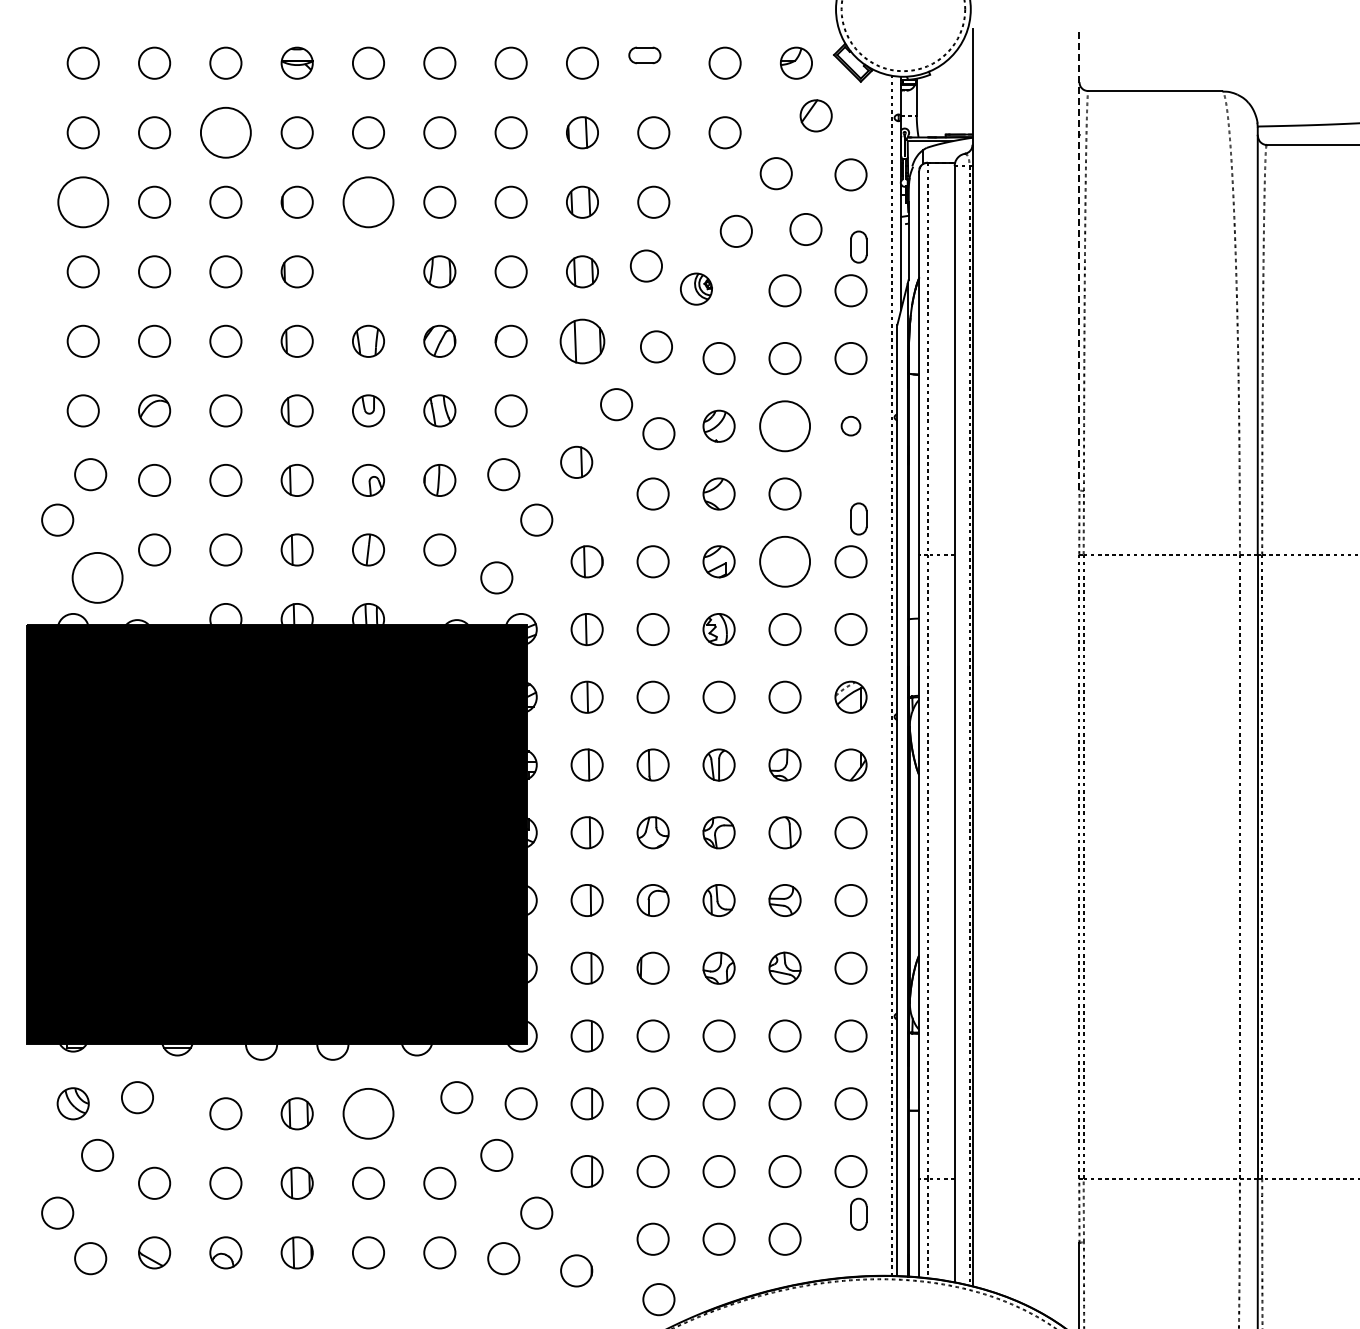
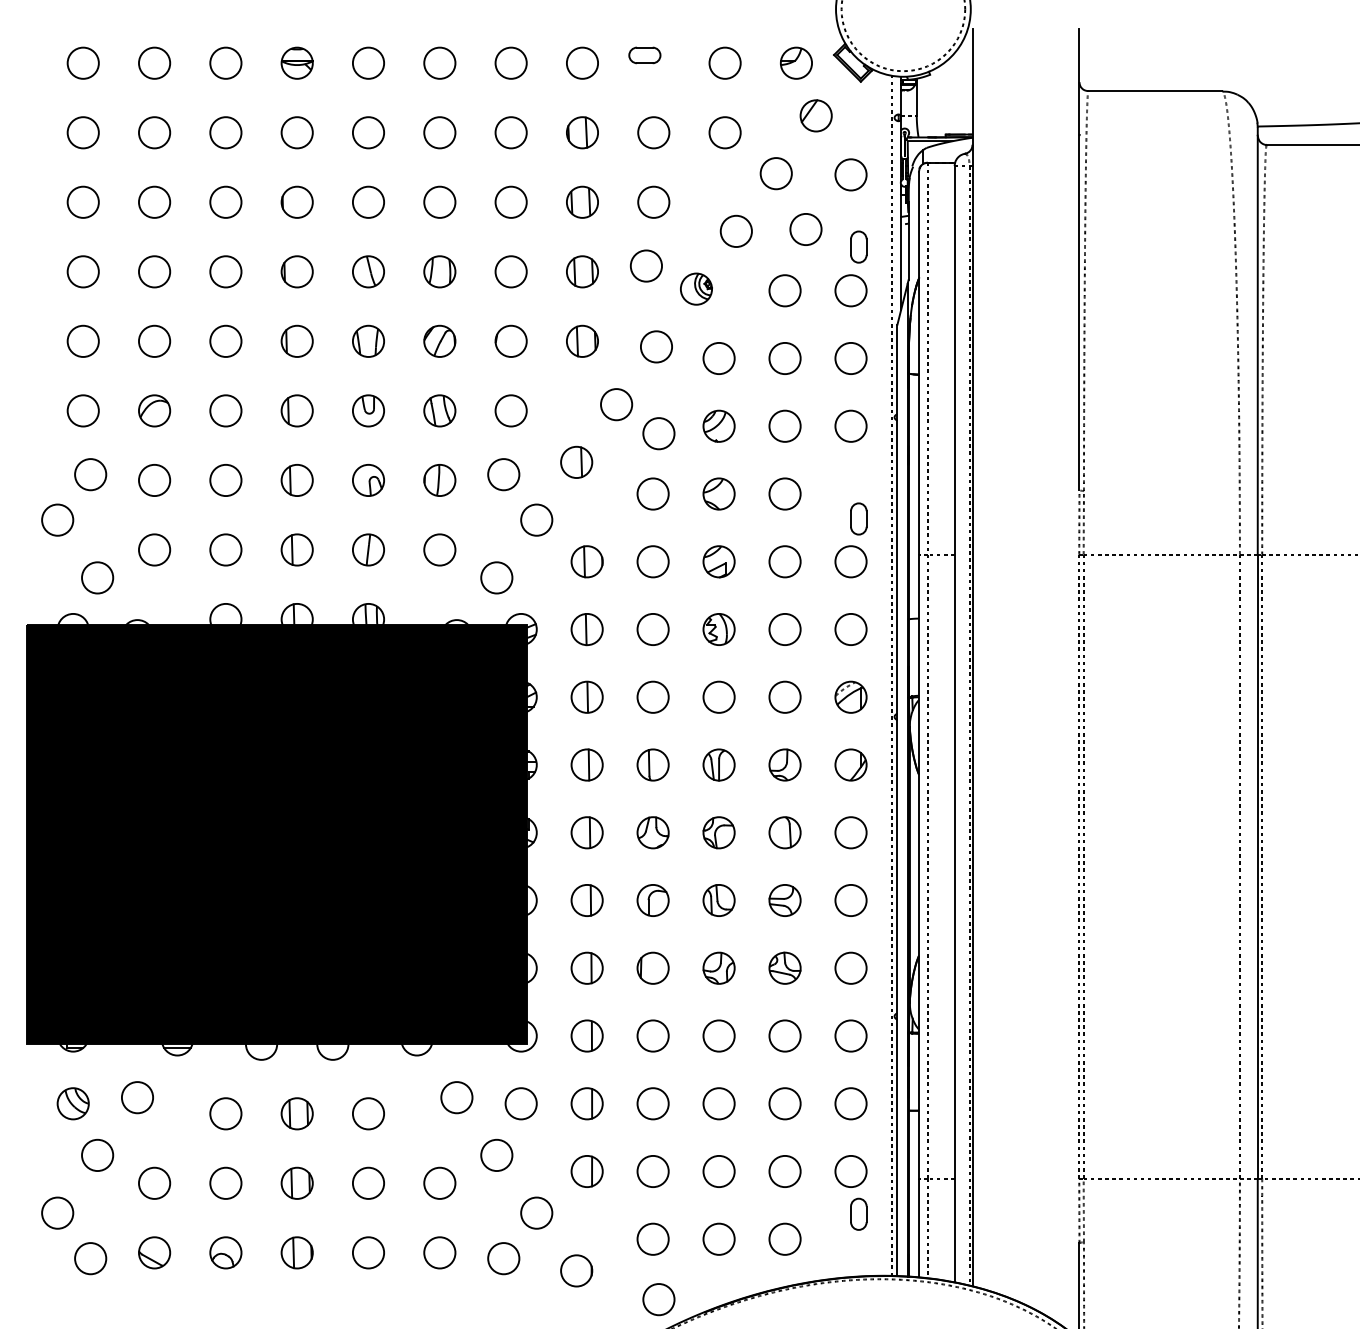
circle diameter: 50 px -> 31 px (225, 132)
circle diameter: 50 px -> 31 px (82, 201)
circle diameter: 50 px -> 31 px (368, 201)
line: dashed -> solid (1079, 259)
part: none -> present (368, 271)
part size: 47x47 px -> 33x34 px (582, 340)
circle diameter: 50 px -> 31 px (784, 425)
circle size: 22x21 px -> 34x34 px (850, 425)
circle diameter: 50 px -> 31 px (784, 561)
circle diameter: 50 px -> 31 px (97, 577)
circle diameter: 50 px -> 31 px (368, 1113)
